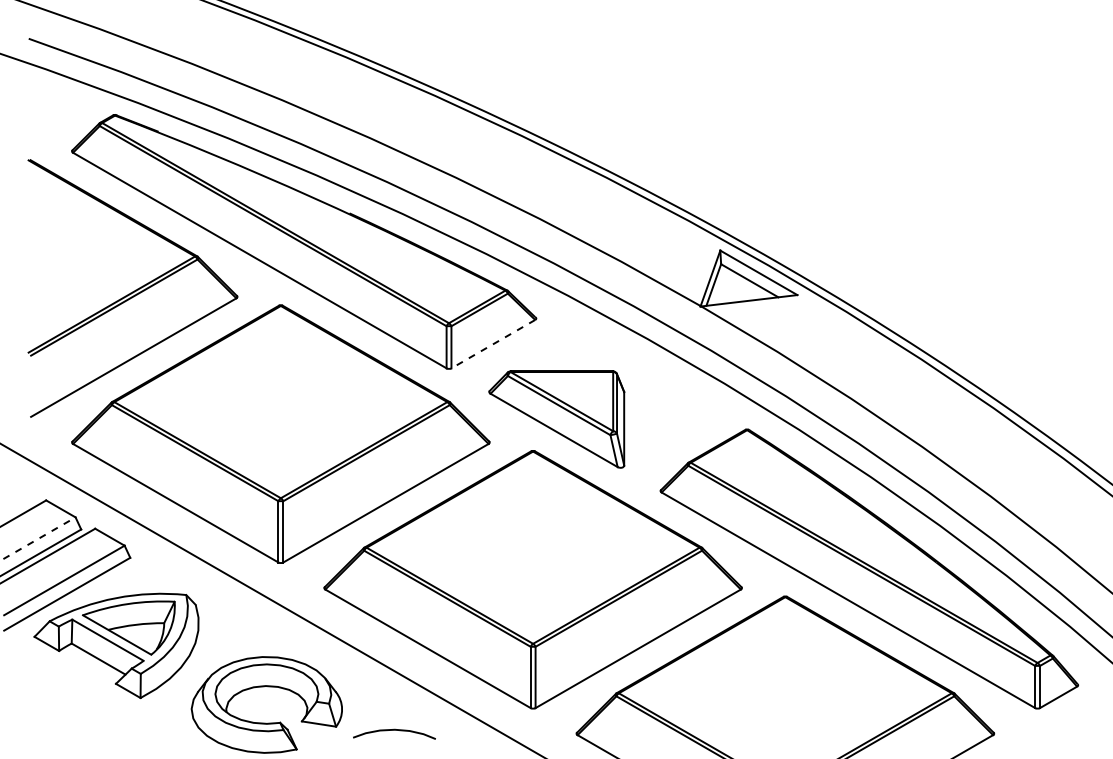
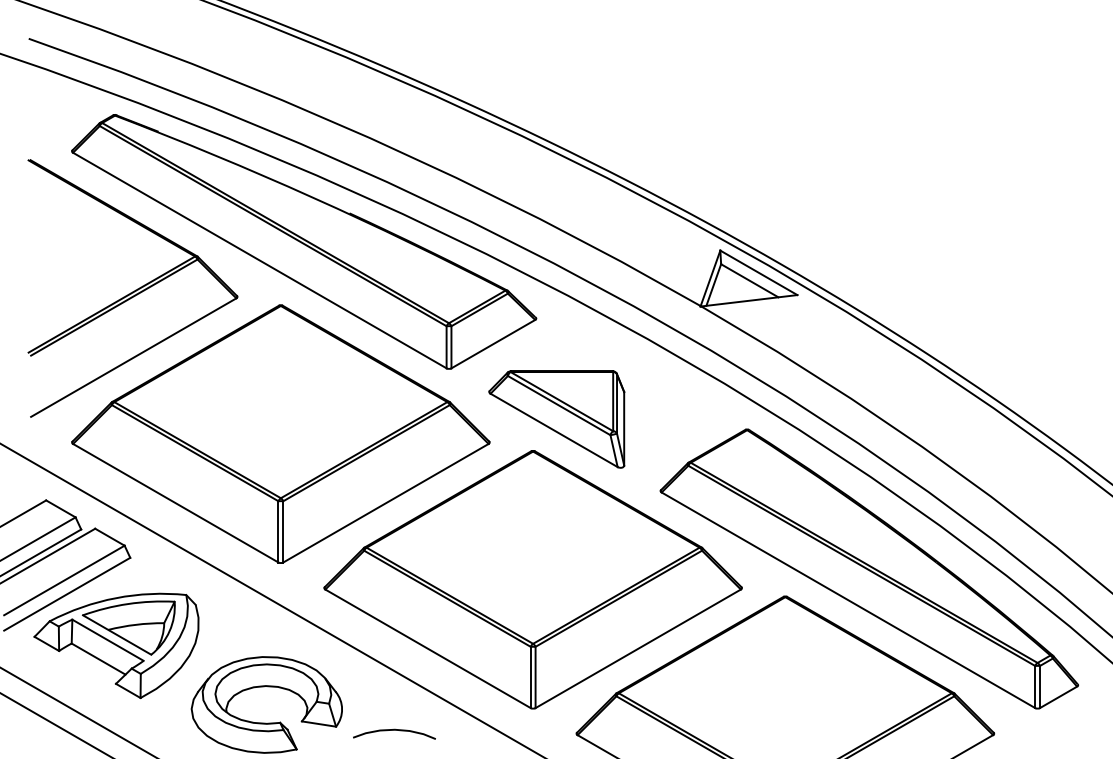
line: dashed -> solid (492, 344)
line: dashed -> solid (38, 538)
line: none -> present (77, 711)
line: none -> present (55, 724)
